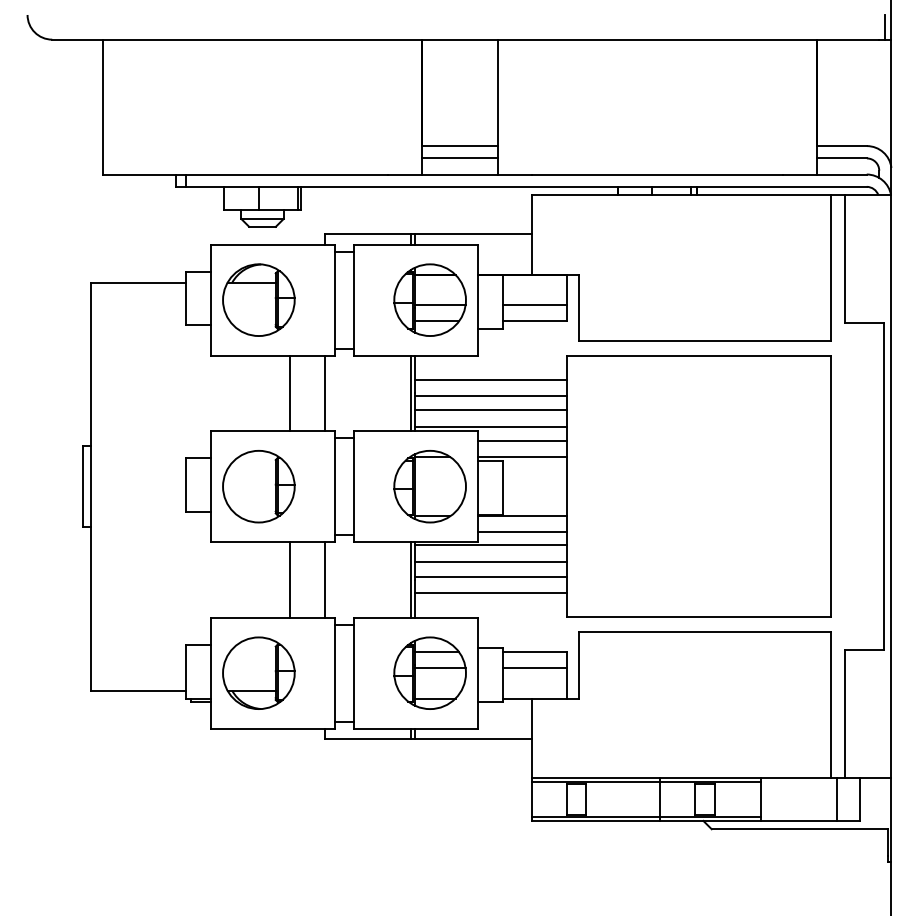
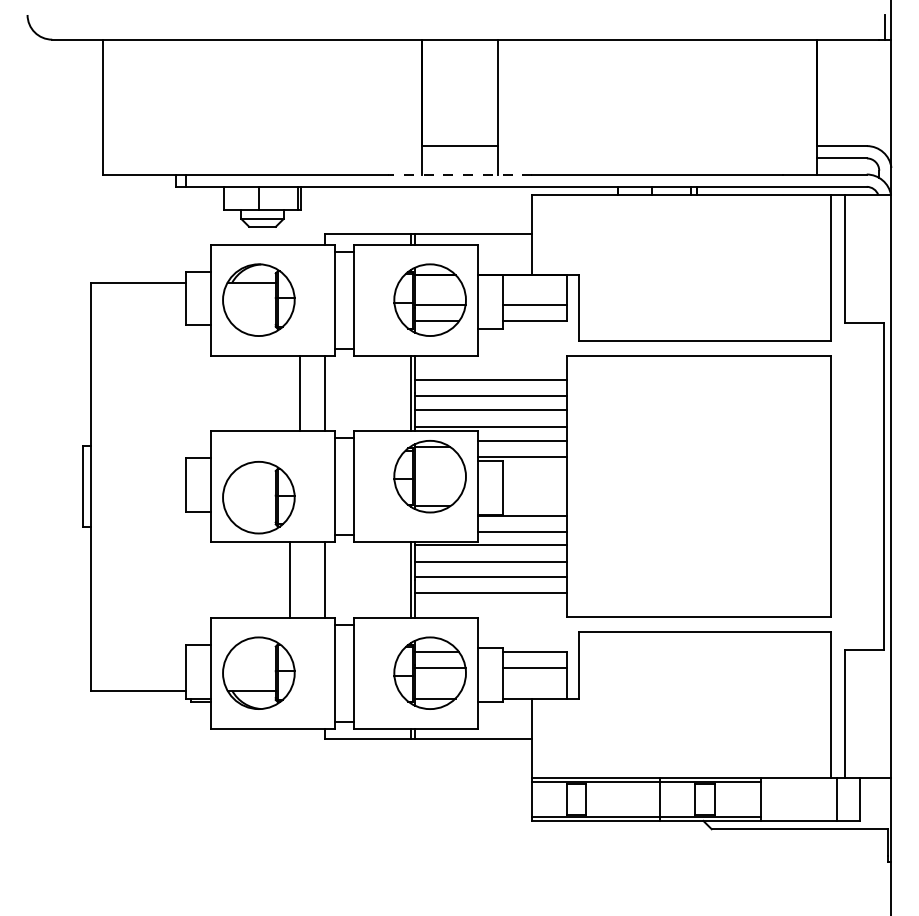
line: present -> none (459, 158)
line: solid -> dashed (459, 174)
line position: (290, 393) -> (300, 393) (300, 393)
part position: (258, 486) -> (258, 497) (258, 497)
part position: (429, 486) -> (429, 476) (429, 476)
